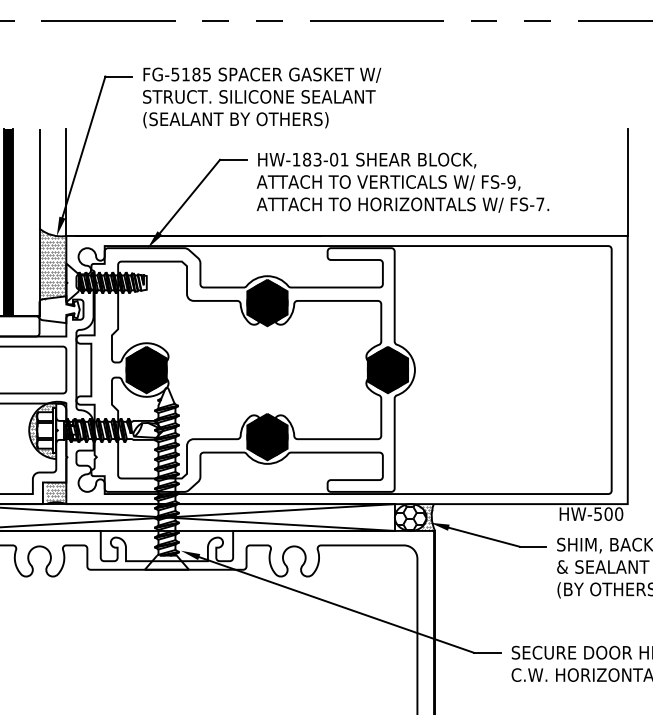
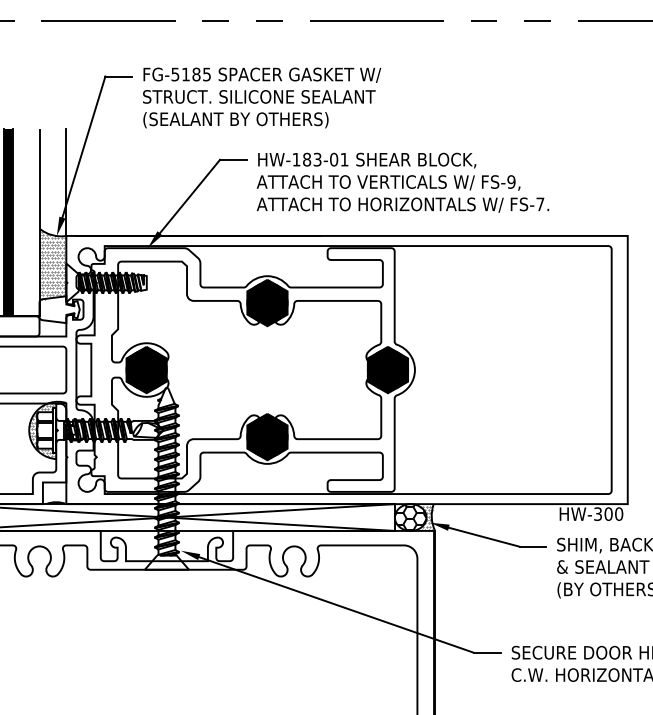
line: present -> none (627, 181)
hatch: present -> none (55, 493)
text: HW-500 -> HW-300 (597, 513)
